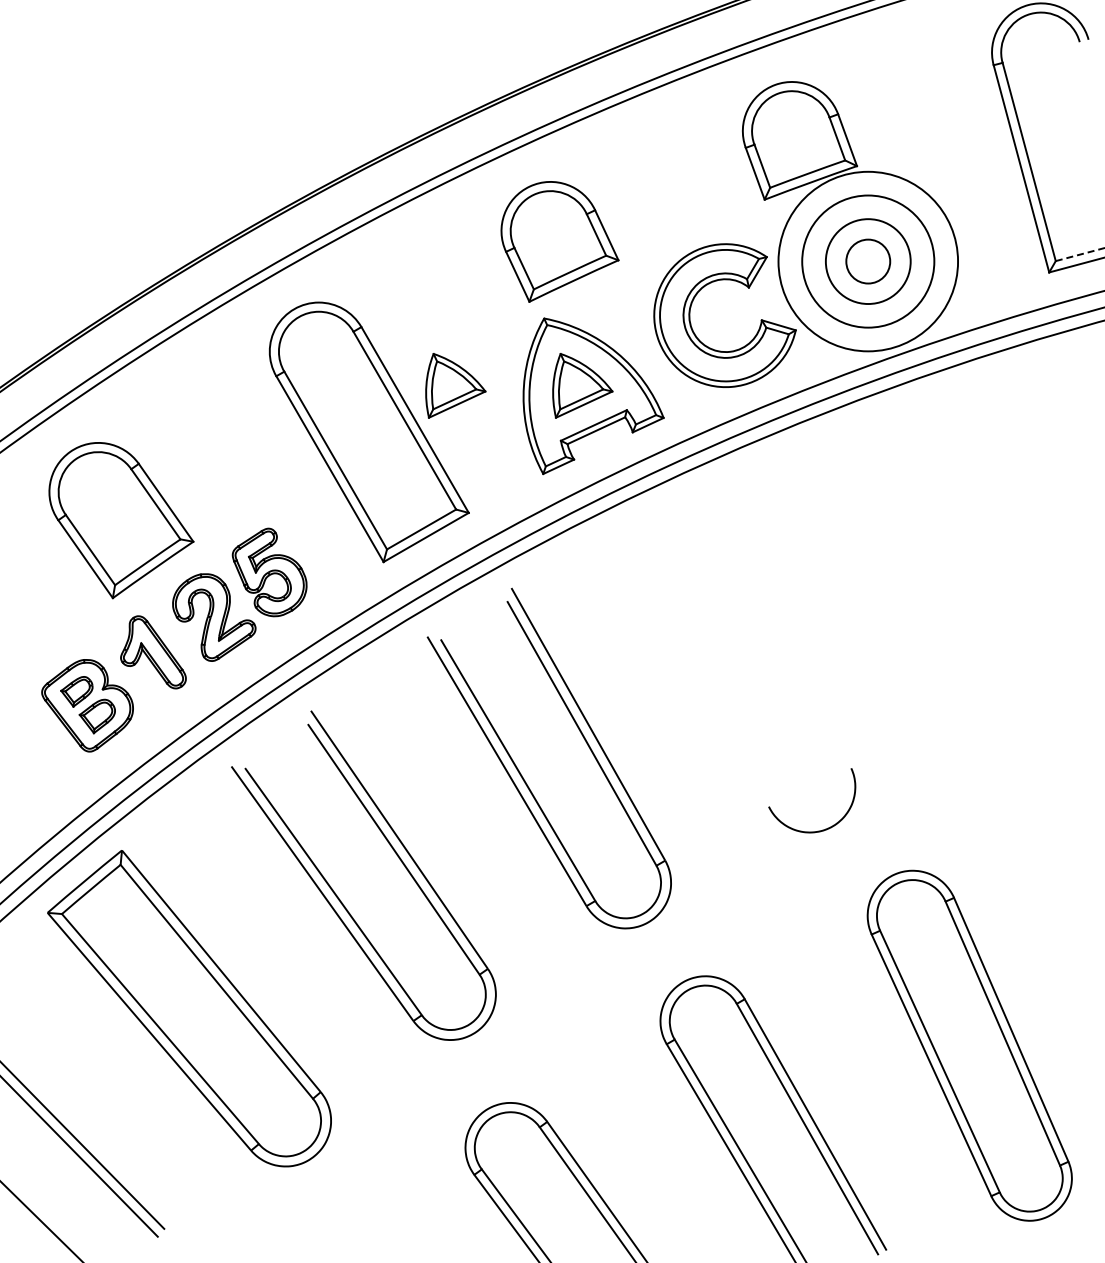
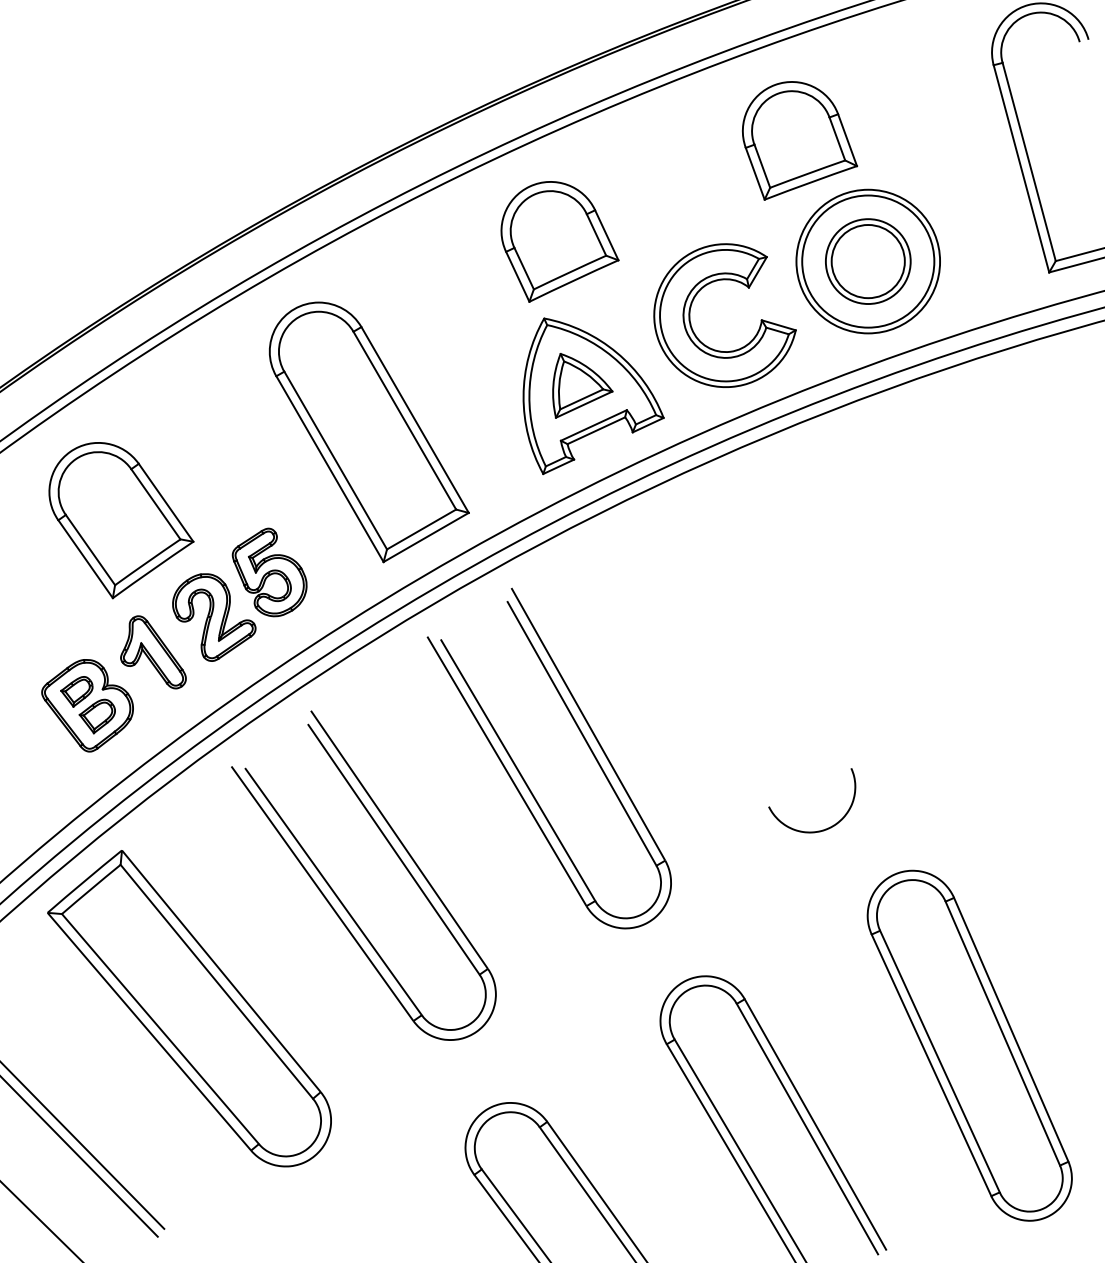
line: dashed -> solid (1080, 254)
circle diameter: 180 px -> 144 px (868, 261)
circle diameter: 44 px -> 73 px (867, 261)
part: present -> none (455, 385)
